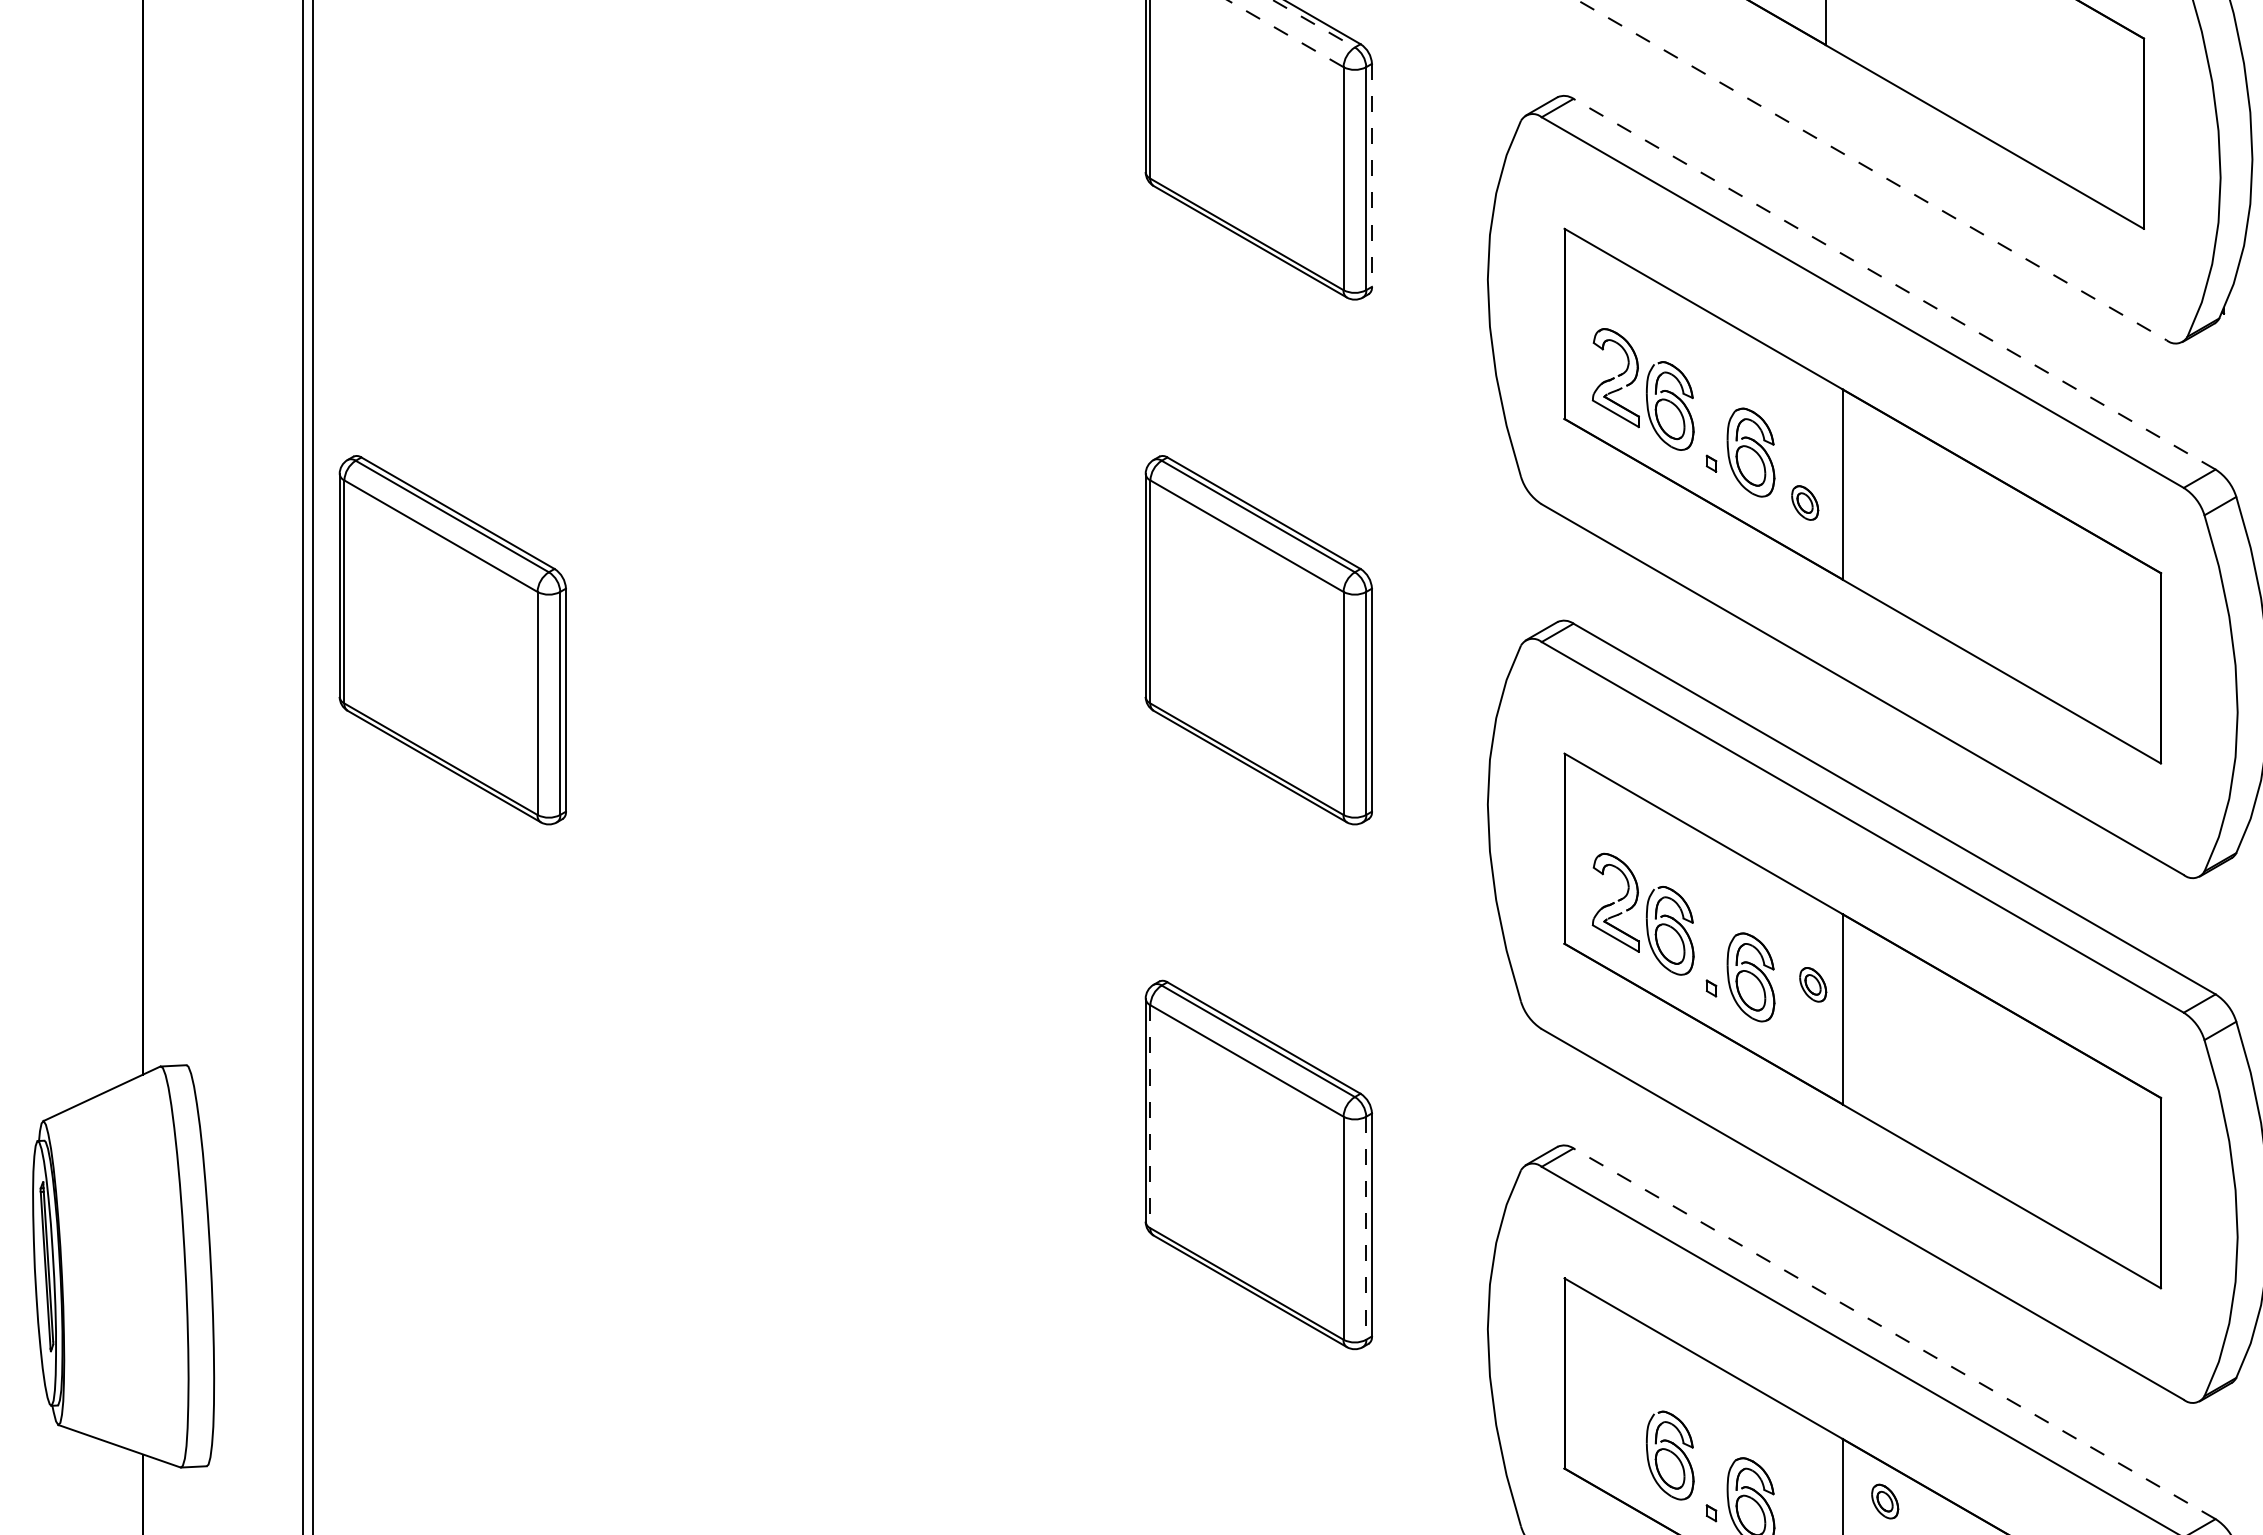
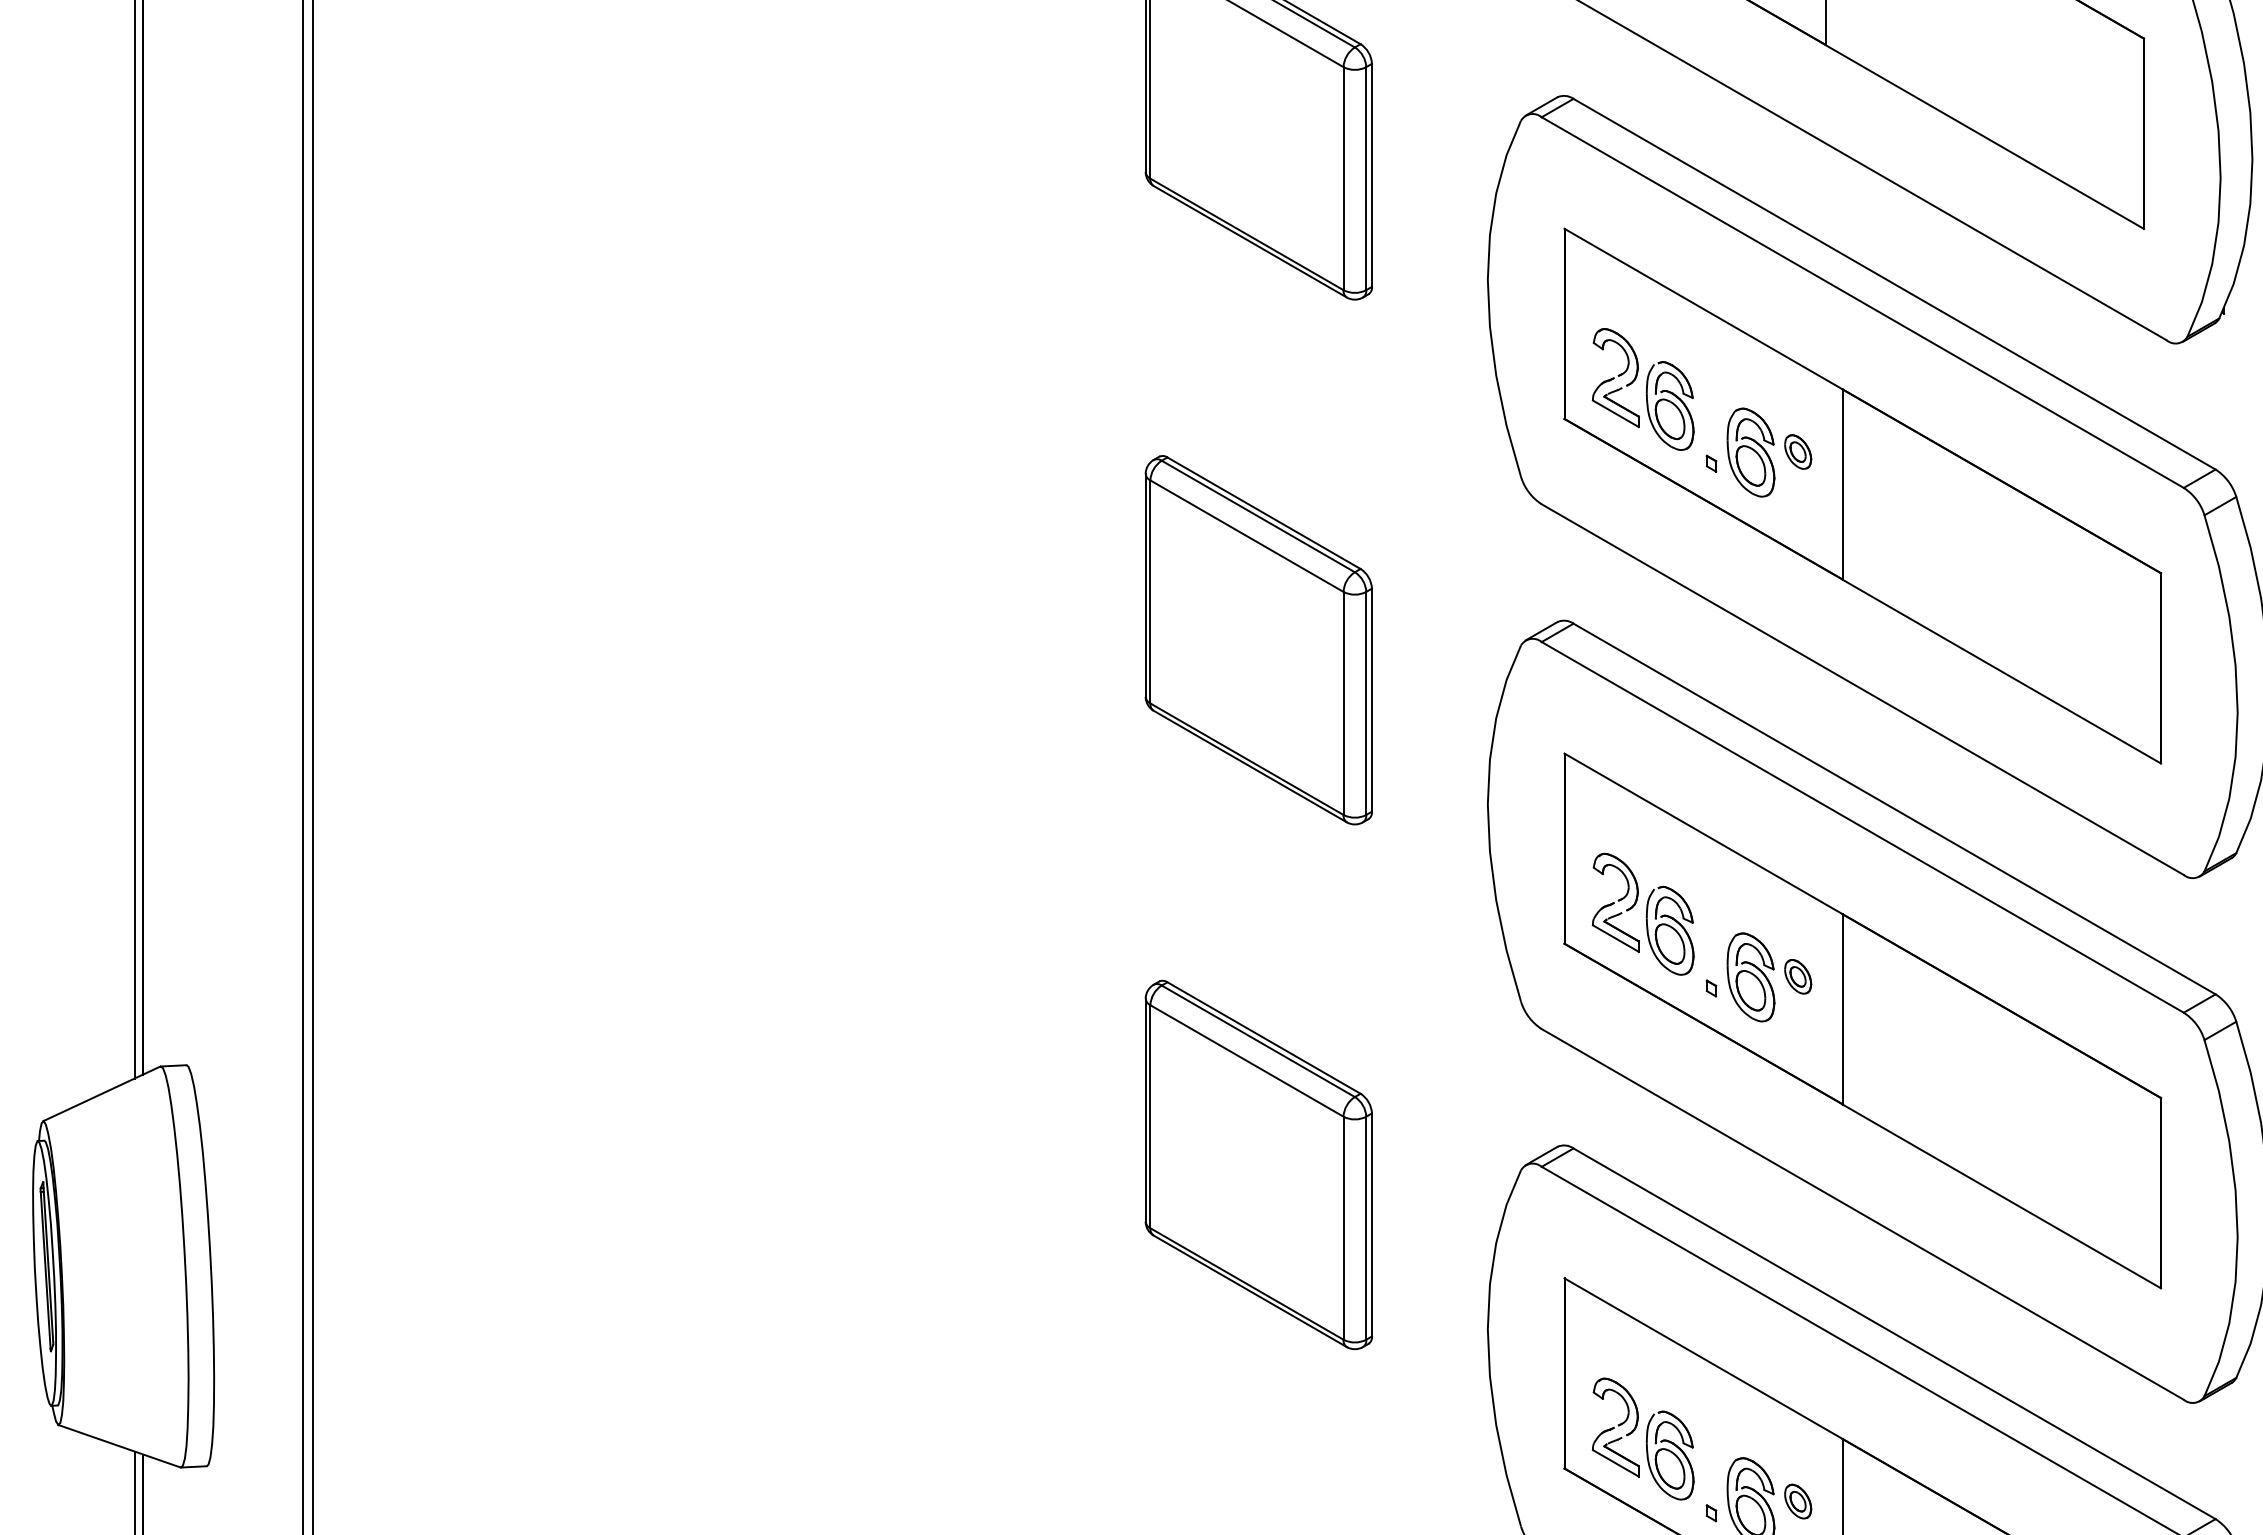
line: dashed -> solid (1314, 24)
line: dashed -> solid (1285, 33)
line: dashed -> solid (1872, 170)
line: dashed -> solid (1371, 175)
line: dashed -> solid (1894, 284)
part position: (1805, 502) -> (1798, 451) (1798, 451)
line: none -> present (134, 540)
part: present -> none (452, 640)
part position: (1813, 984) -> (1798, 976) (1798, 976)
line: dashed -> solid (1150, 1116)
line: dashed -> solid (1366, 1228)
line: dashed -> solid (1894, 1333)
part: none -> present (1615, 1427)
line: none -> present (134, 1491)
part position: (1885, 1501) -> (1798, 1501) (1798, 1501)
